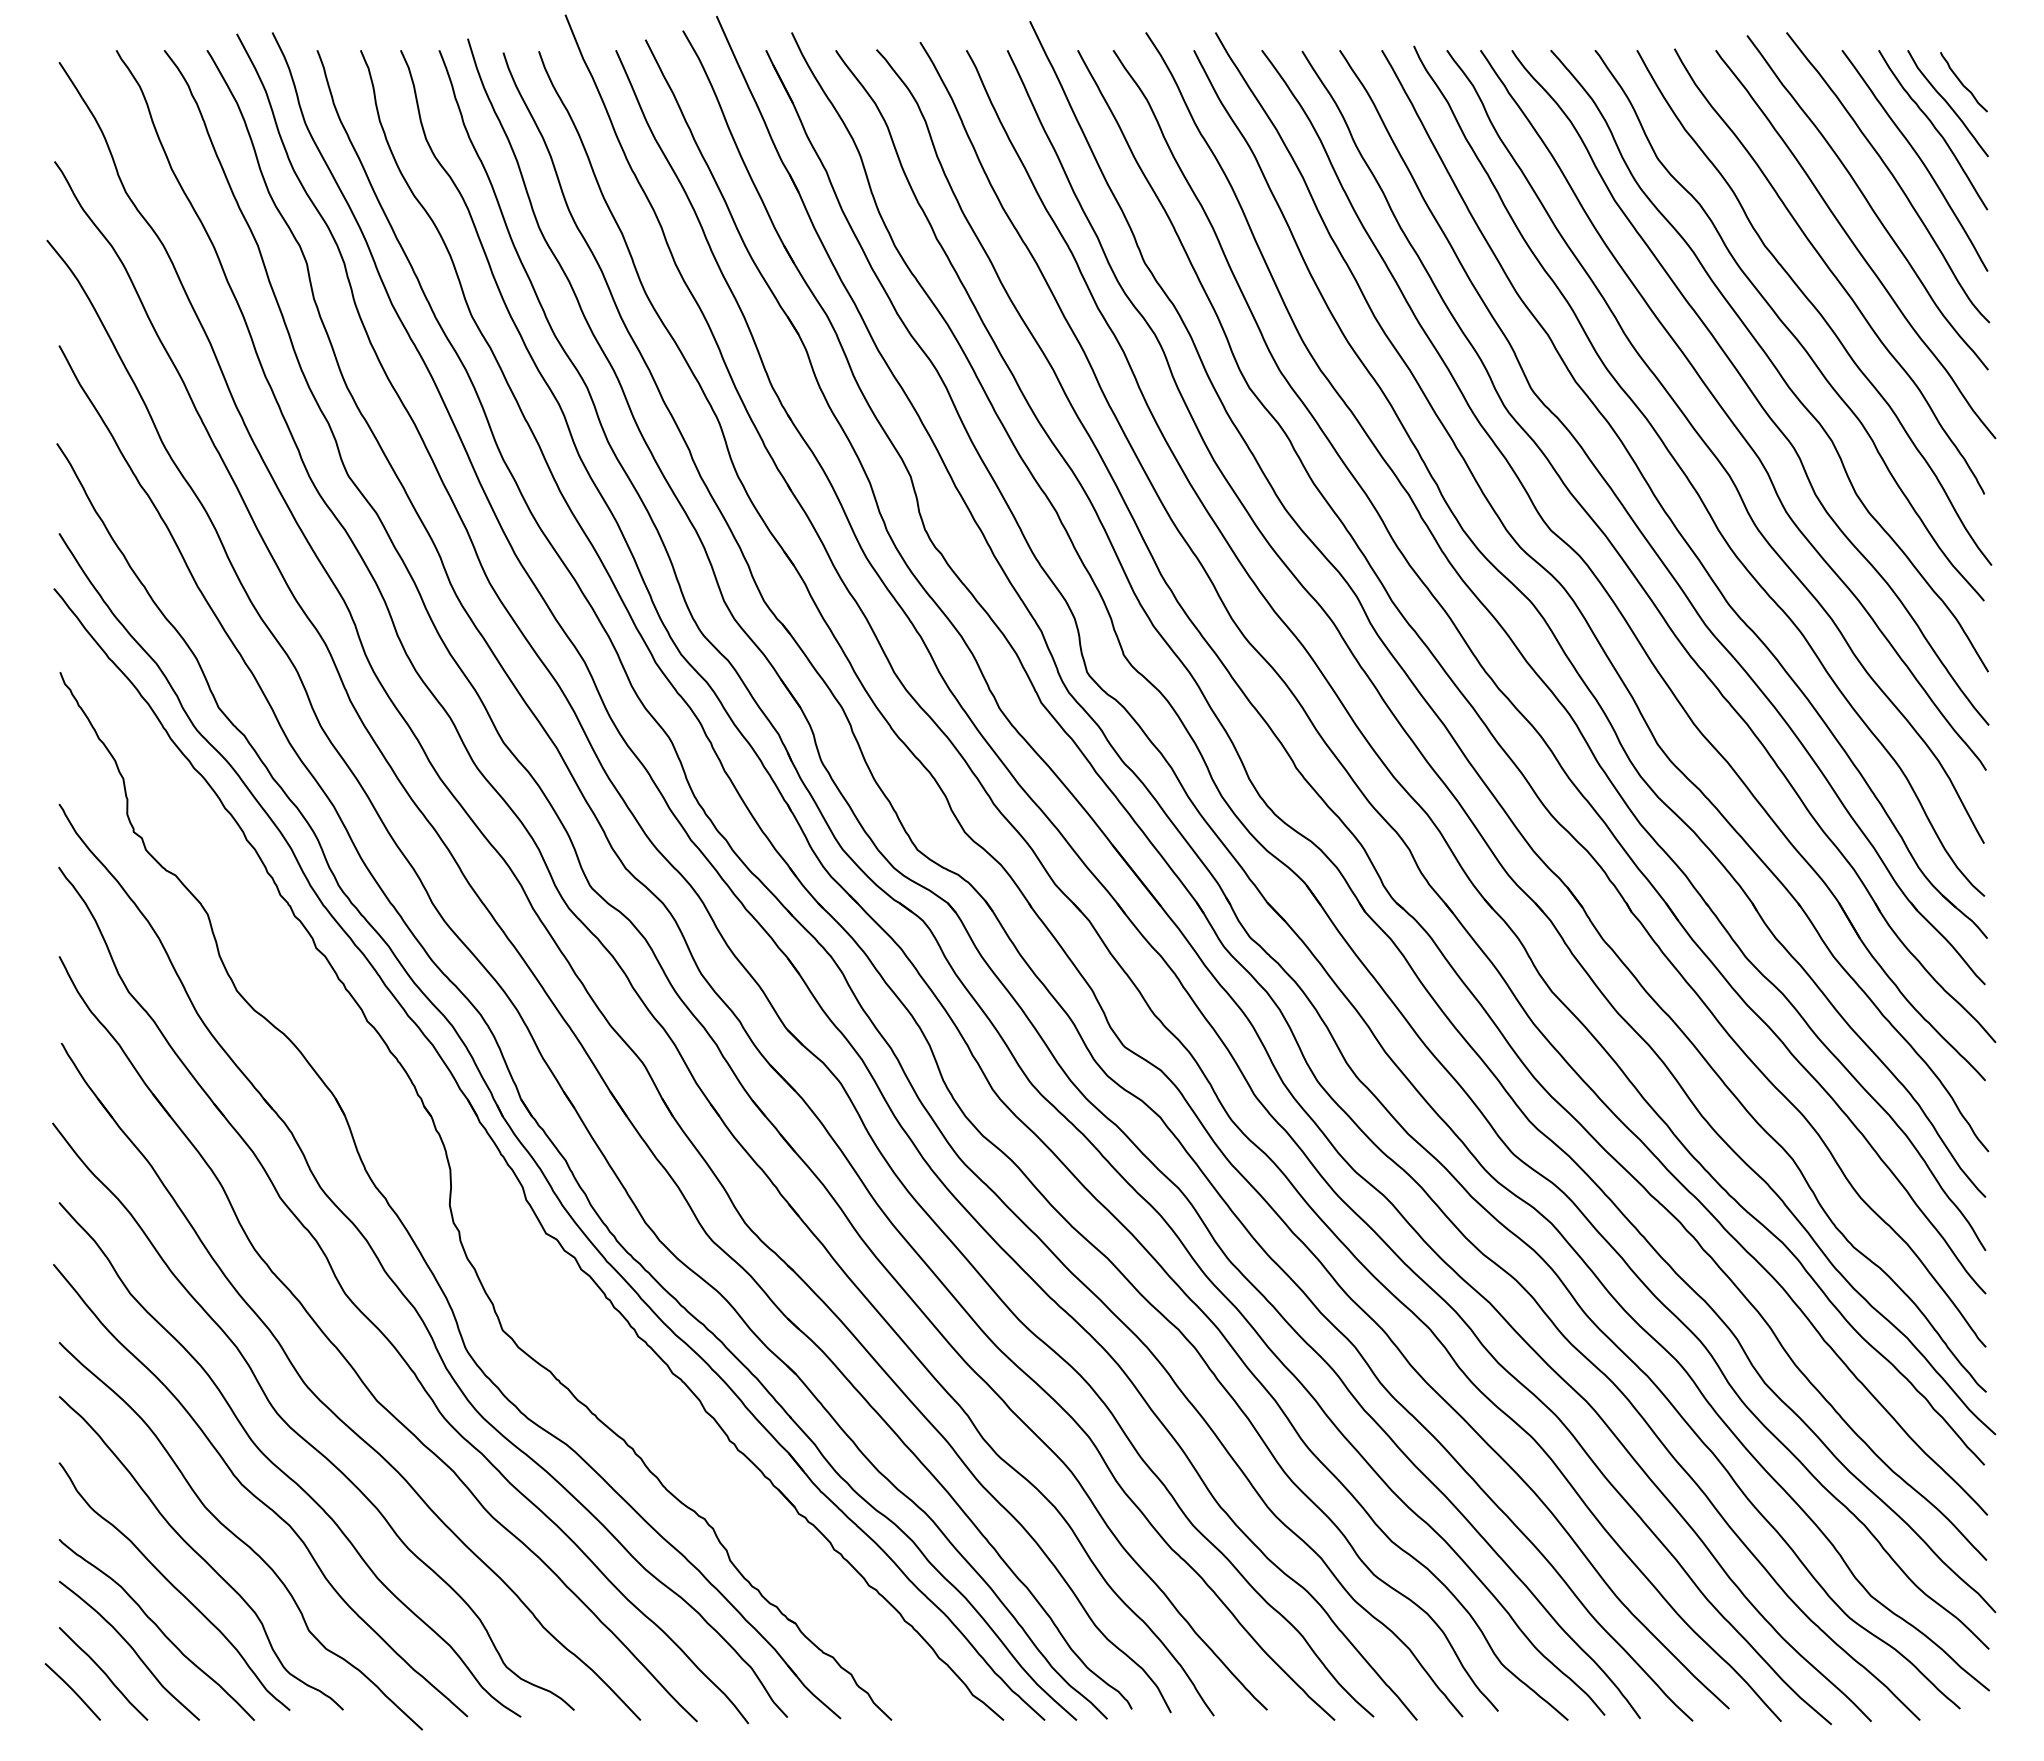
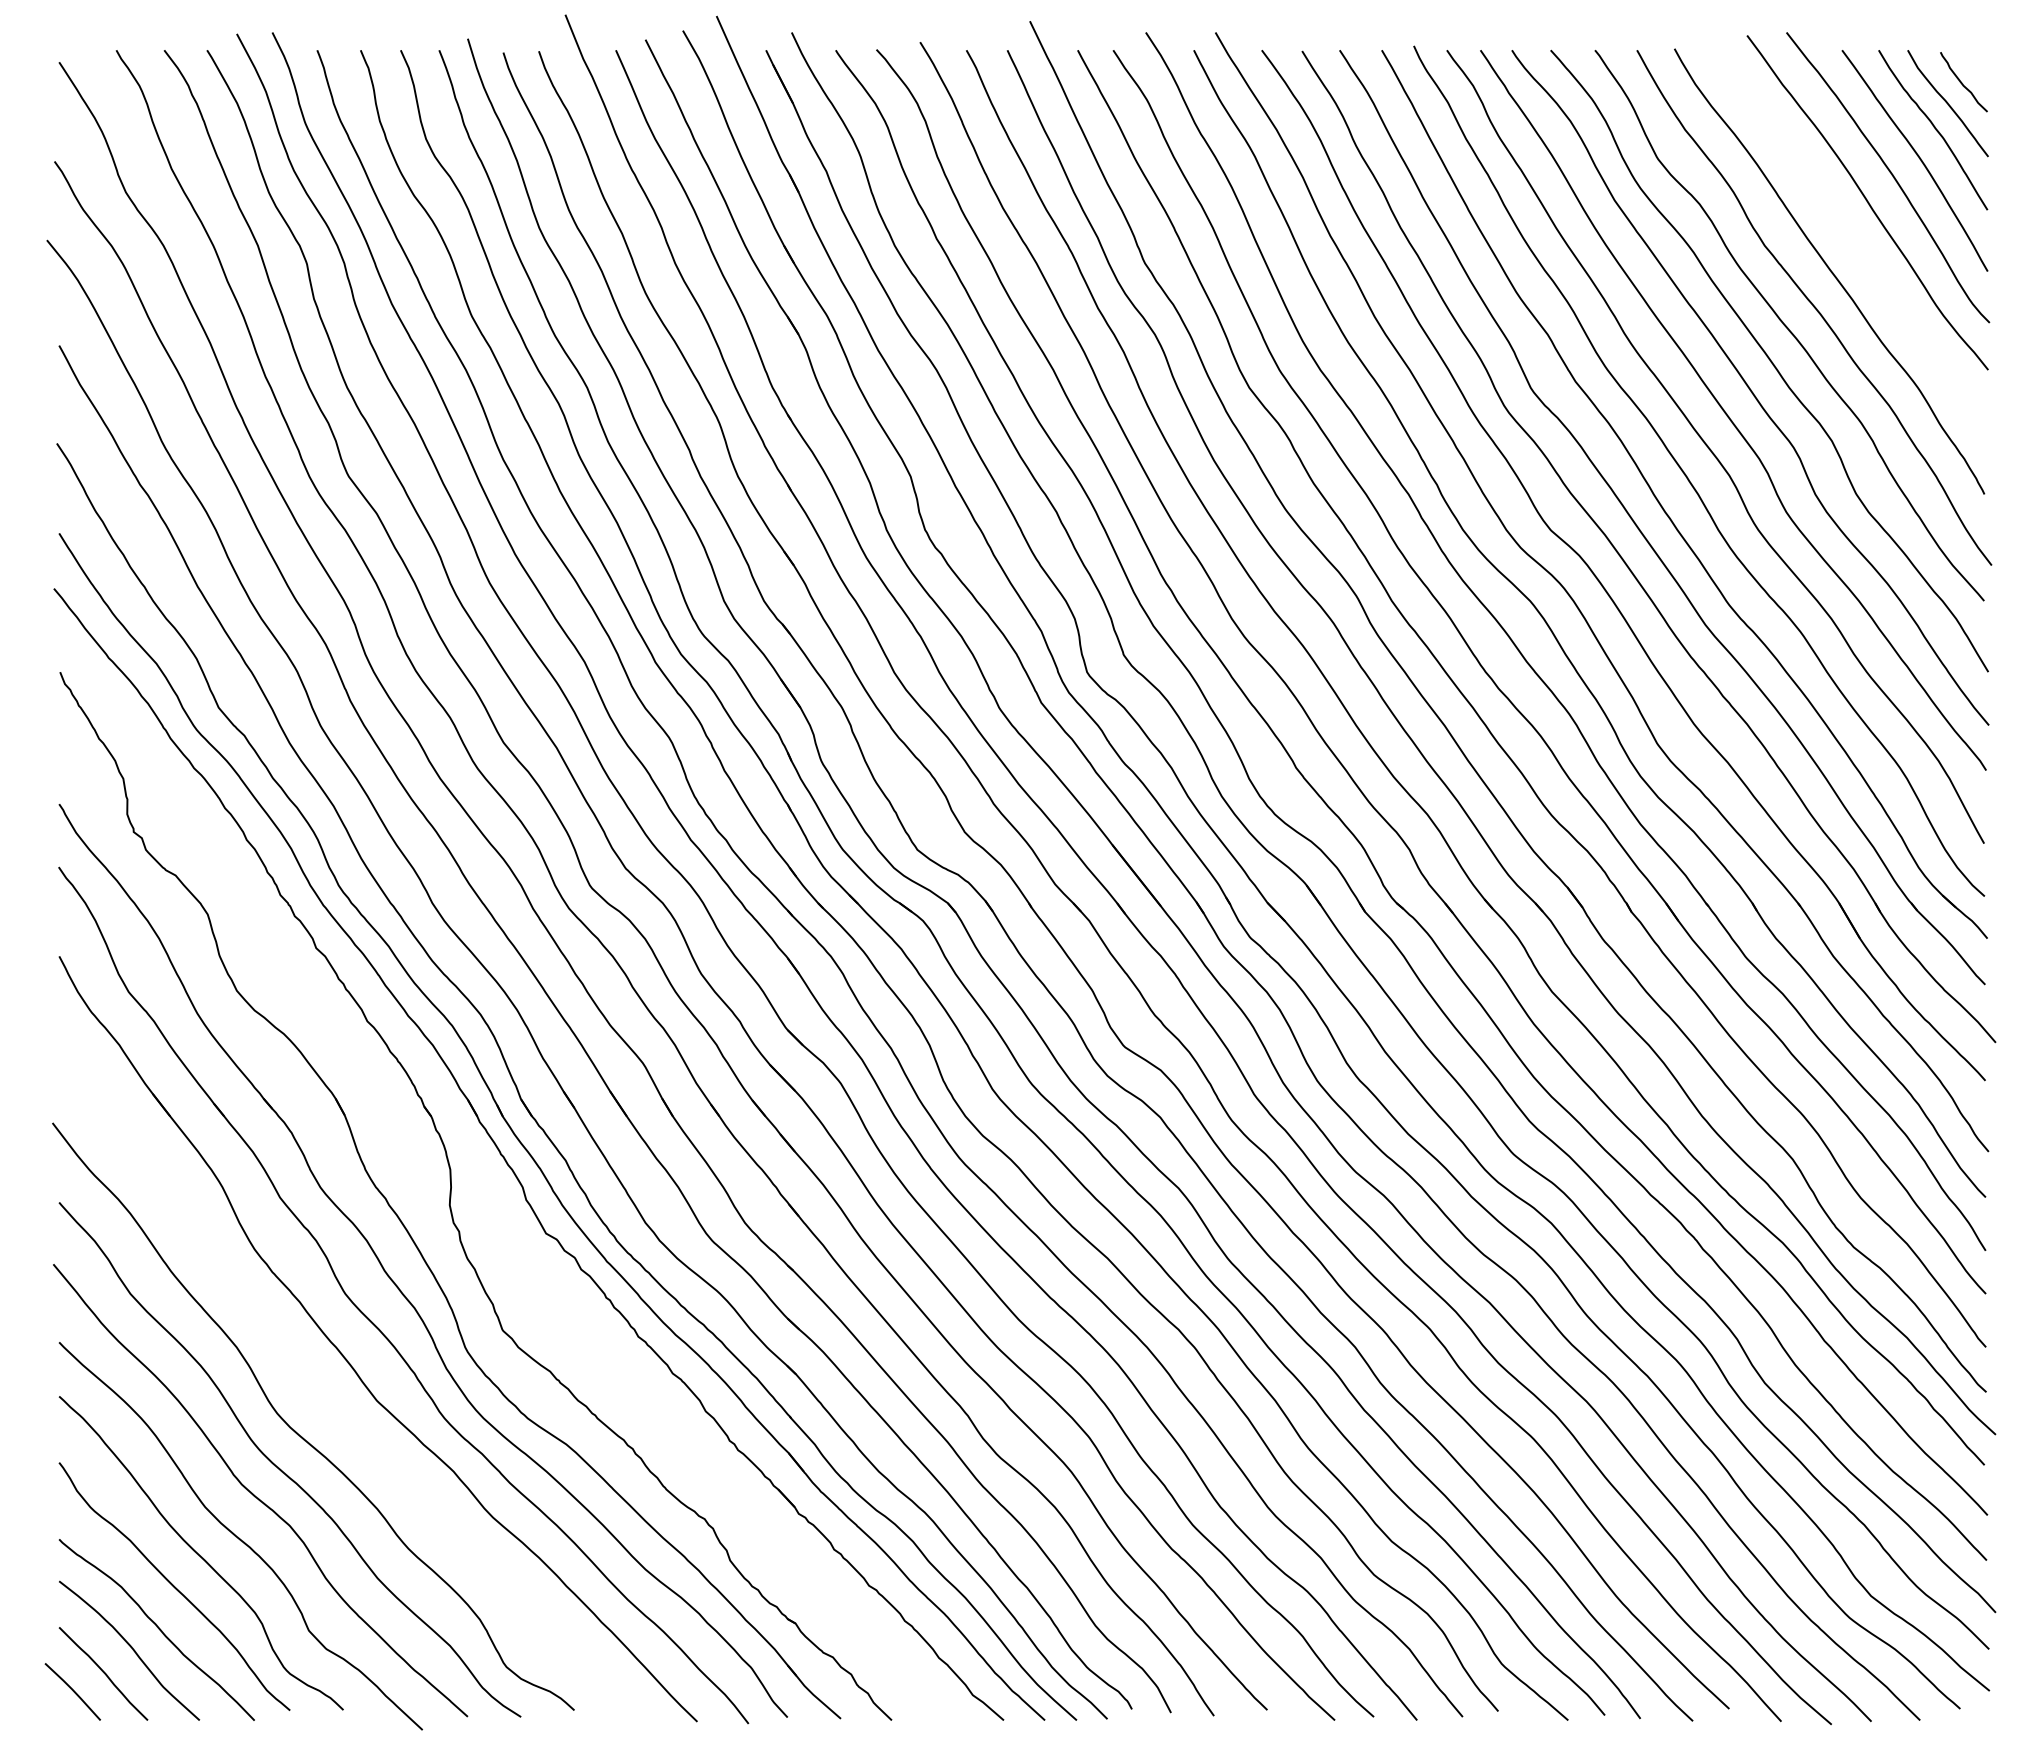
curve: present -> none (1855, 244)
part: present -> none (328, 1406)
